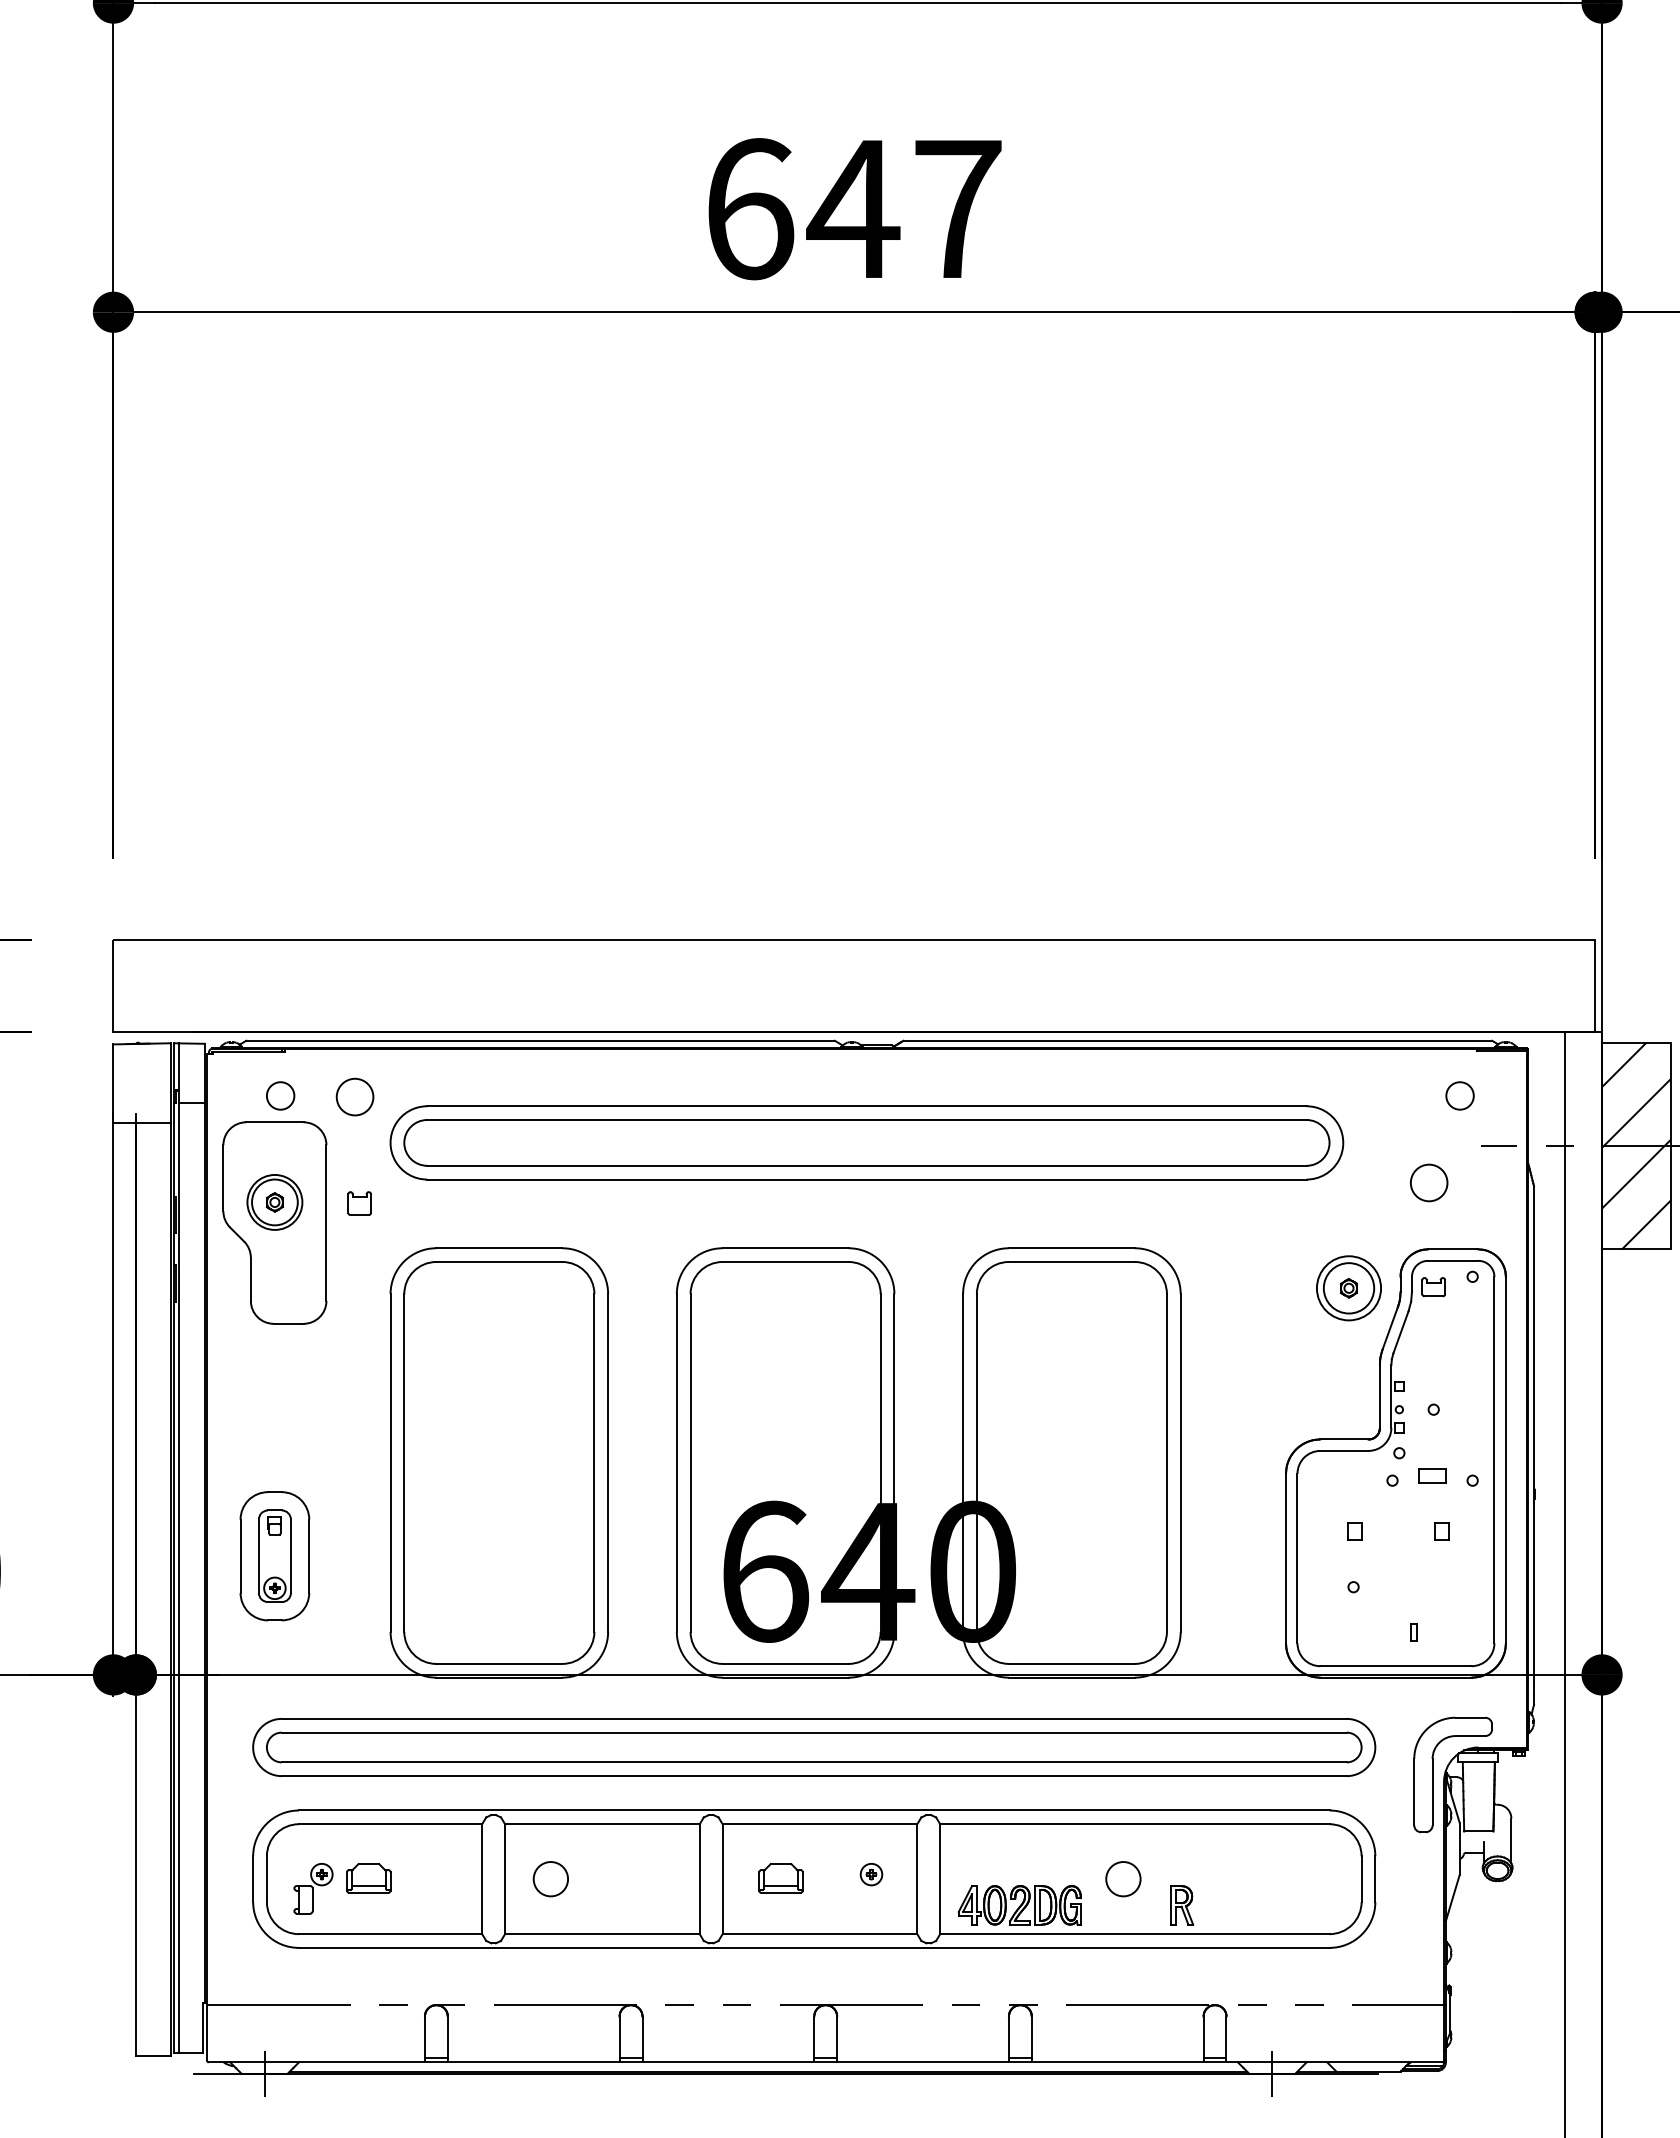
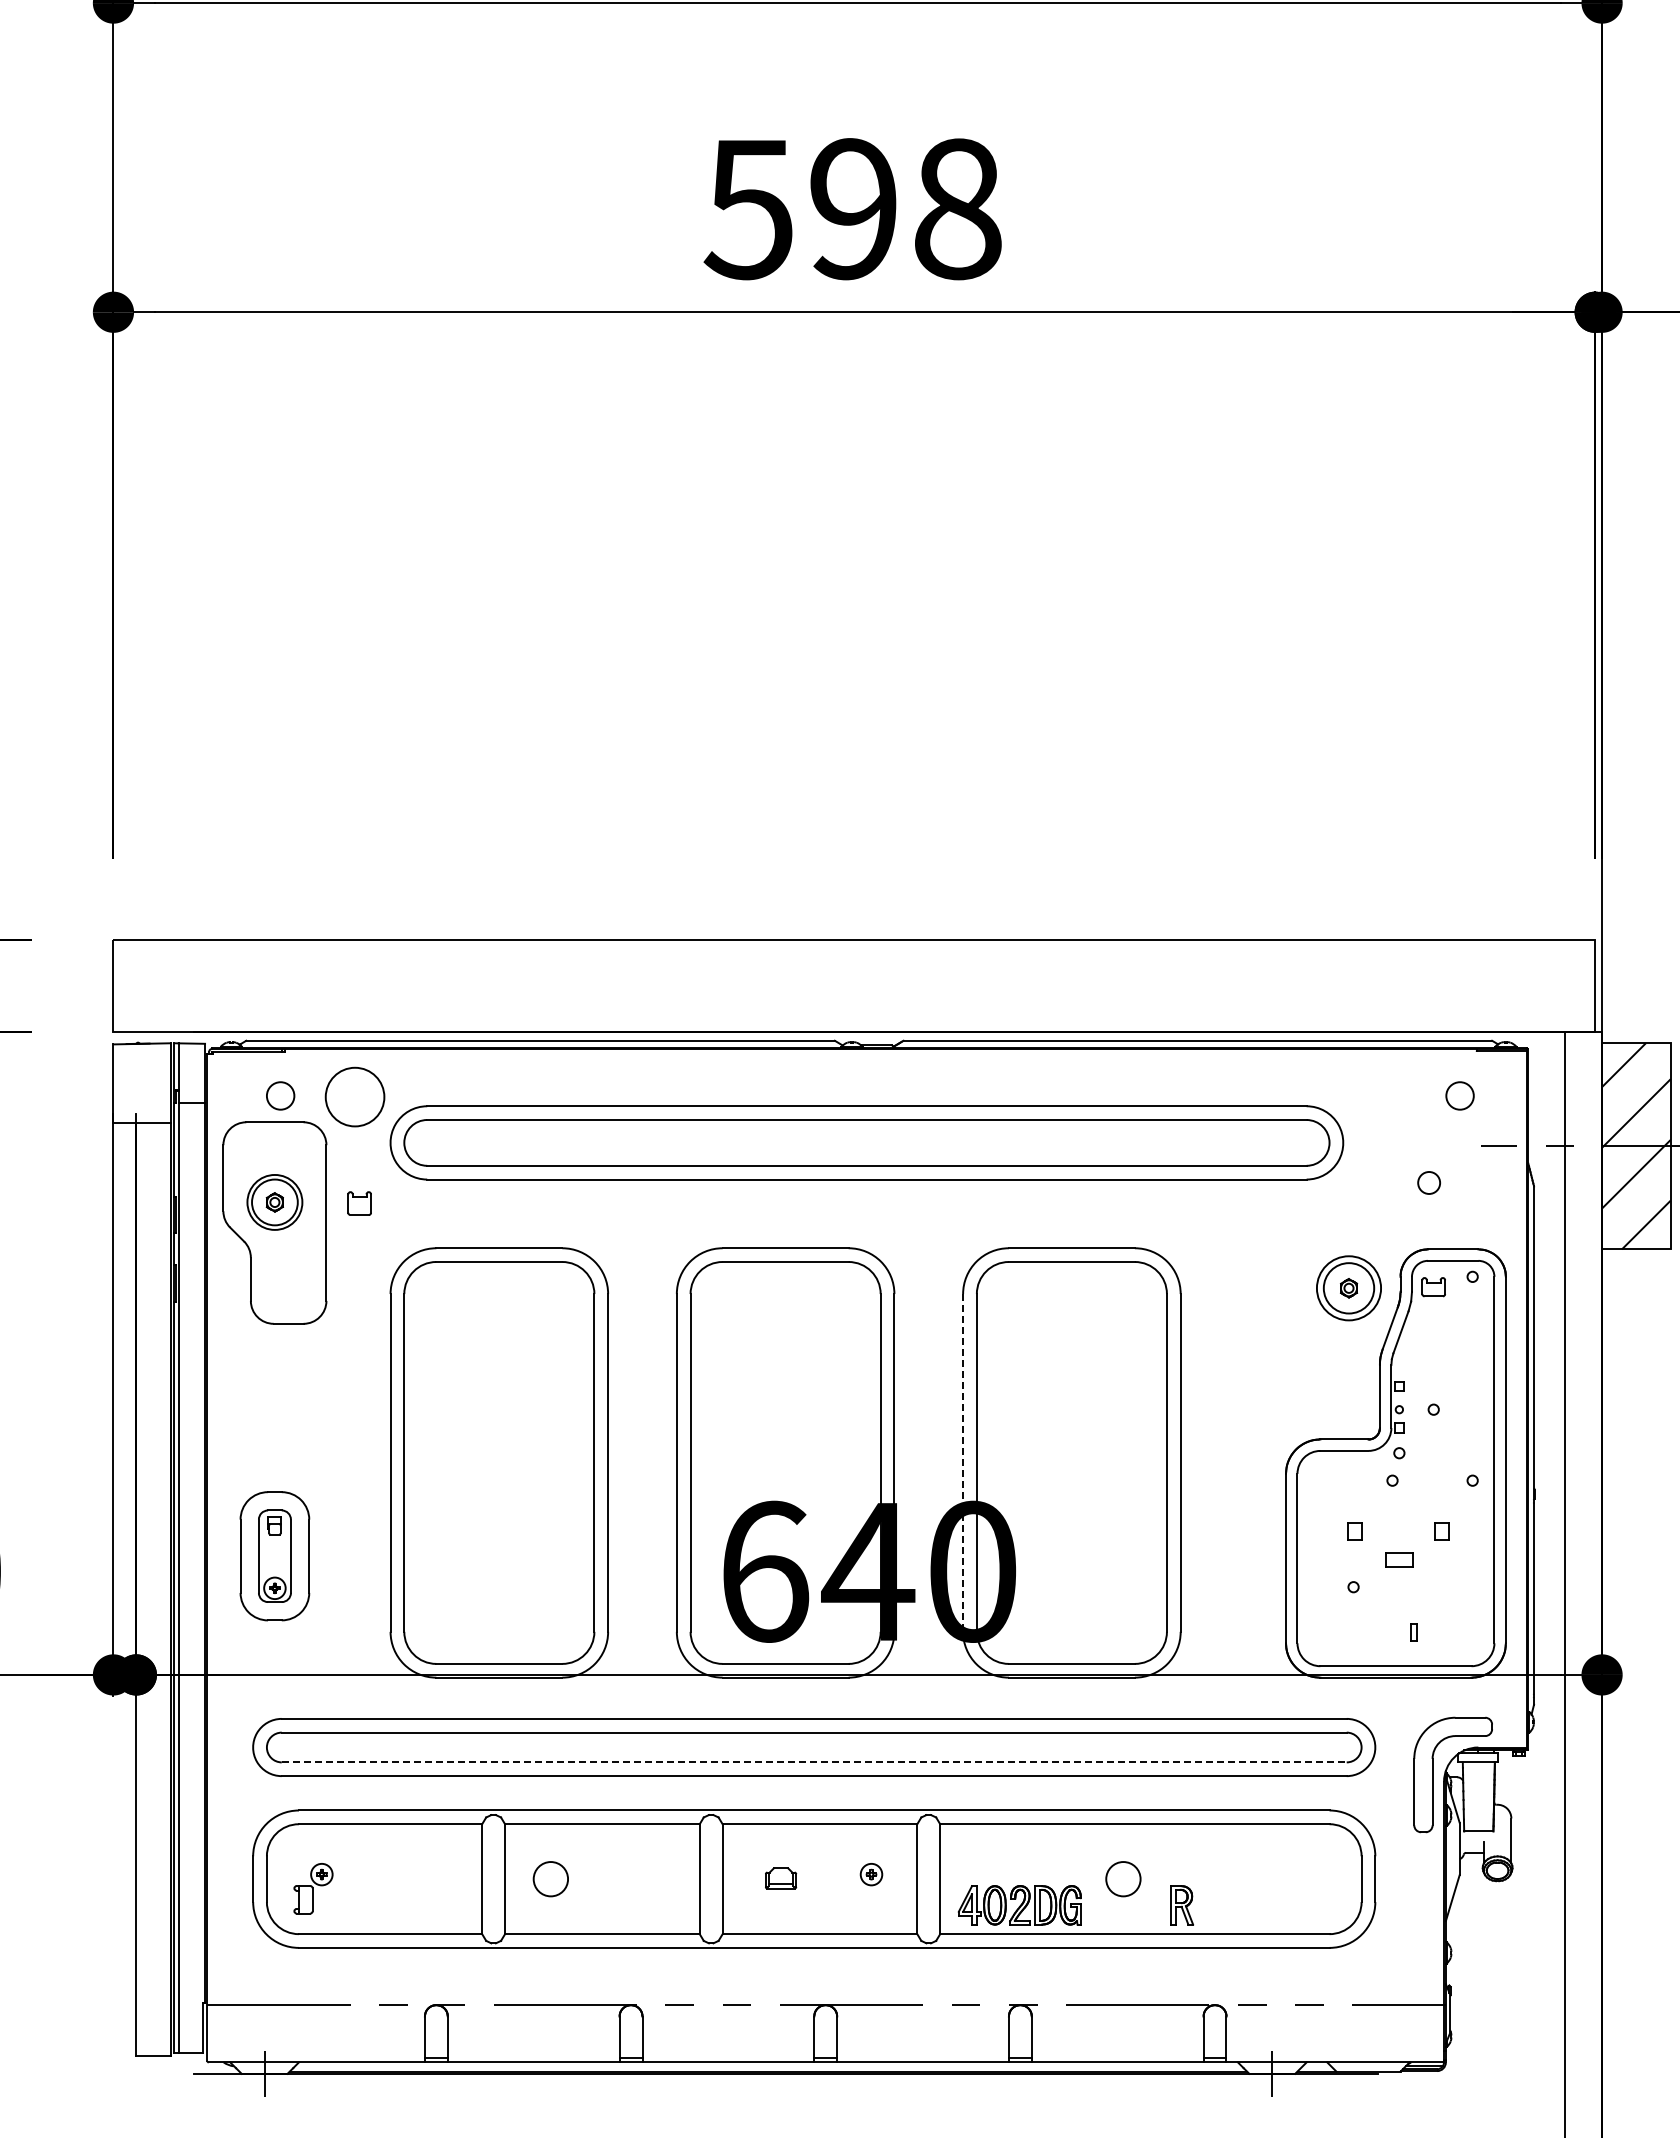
text: 647 -> 598 (852, 209)
circle diameter: 37 px -> 59 px (354, 1096)
circle diameter: 37 px -> 22 px (1429, 1182)
line: solid -> dashed (963, 1462)
part position: (1432, 1475) -> (1399, 1559) (1399, 1559)
line: solid -> dashed (814, 1762)
part: present -> none (368, 1878)
part size: 46x31 px -> 33x23 px (781, 1878)
